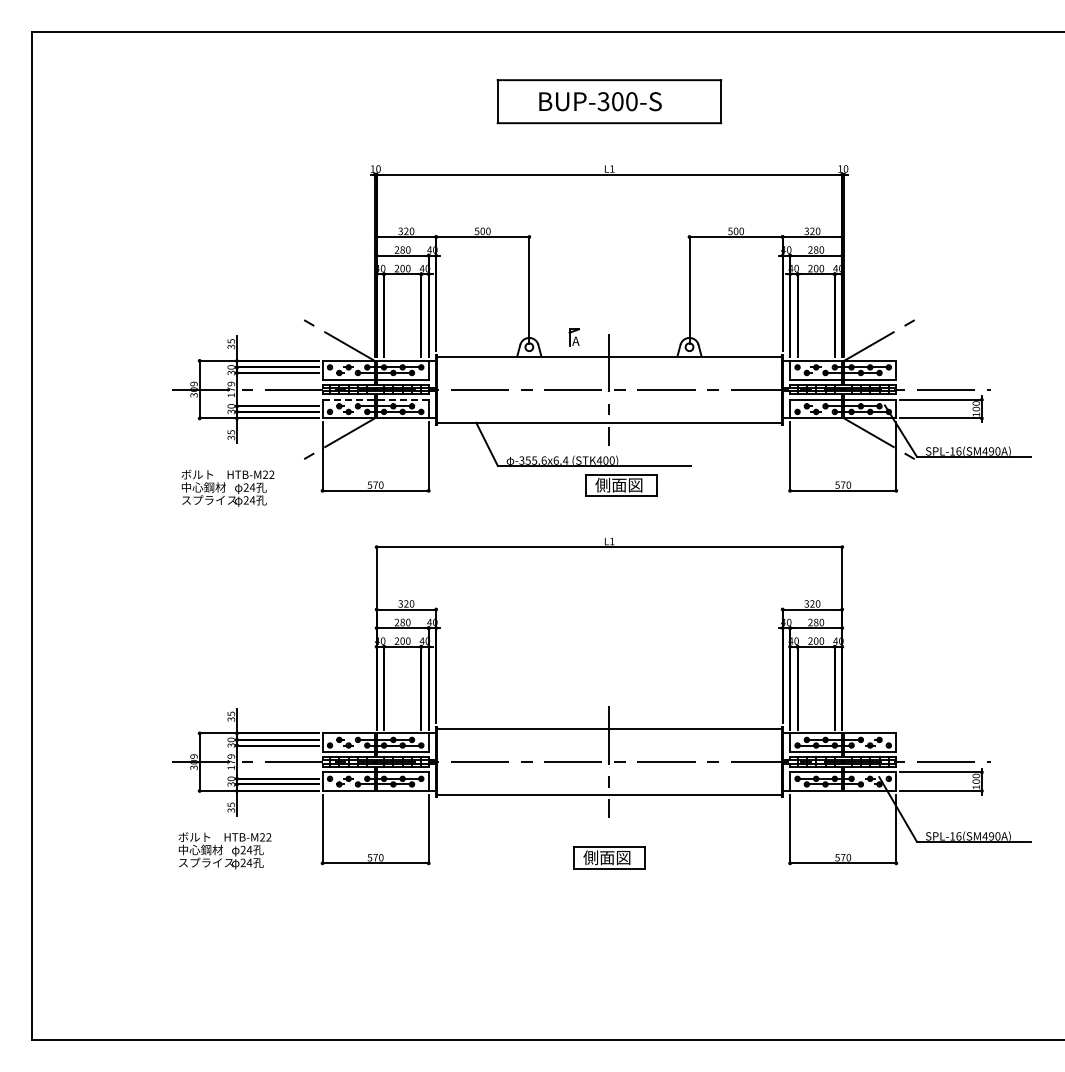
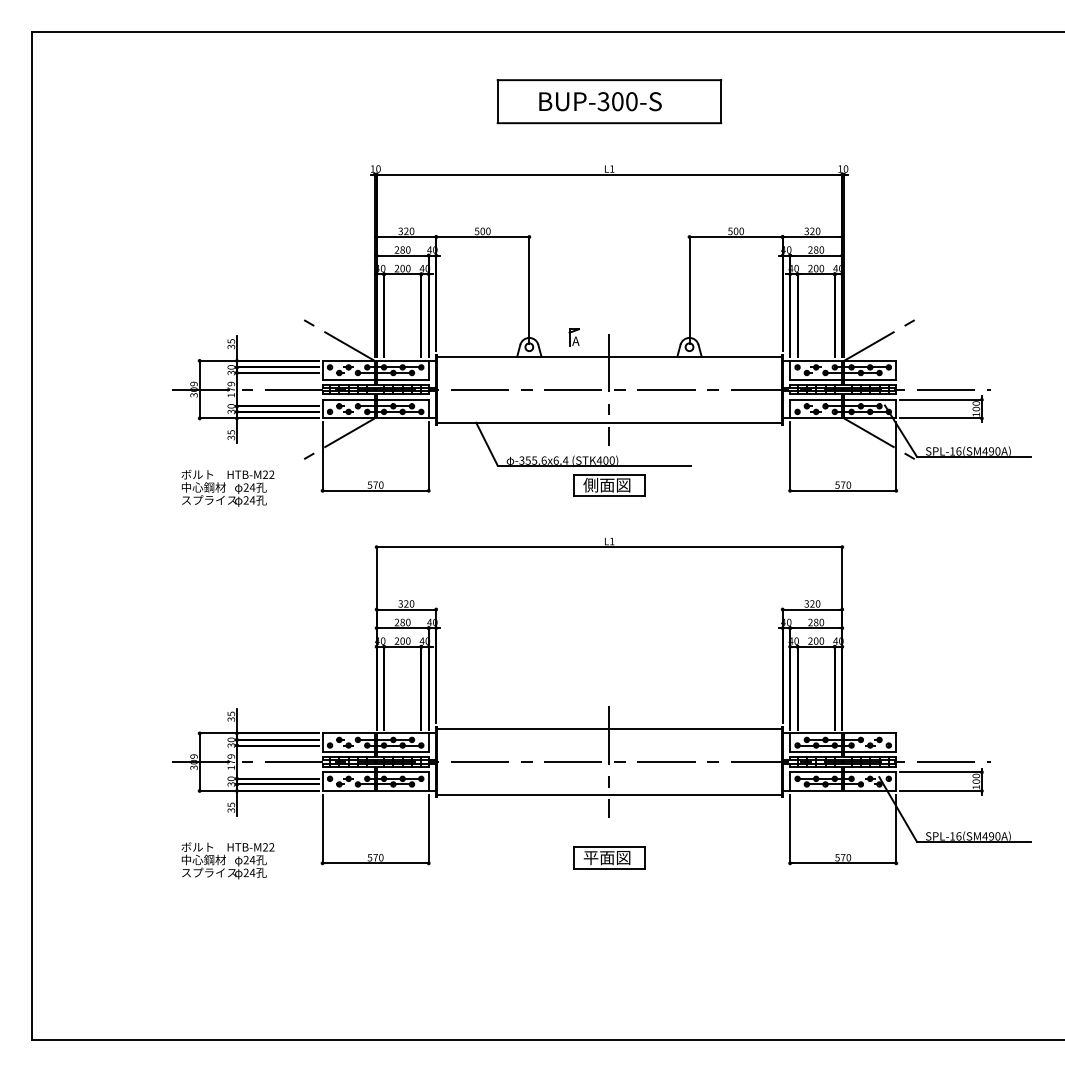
line: dashed -> solid (376, 399)
part position: (621, 485) -> (609, 485) (609, 485)
text position: (224, 850) -> (227, 860) (227, 860)
text: 側面図 -> 平面図 (590, 857)
